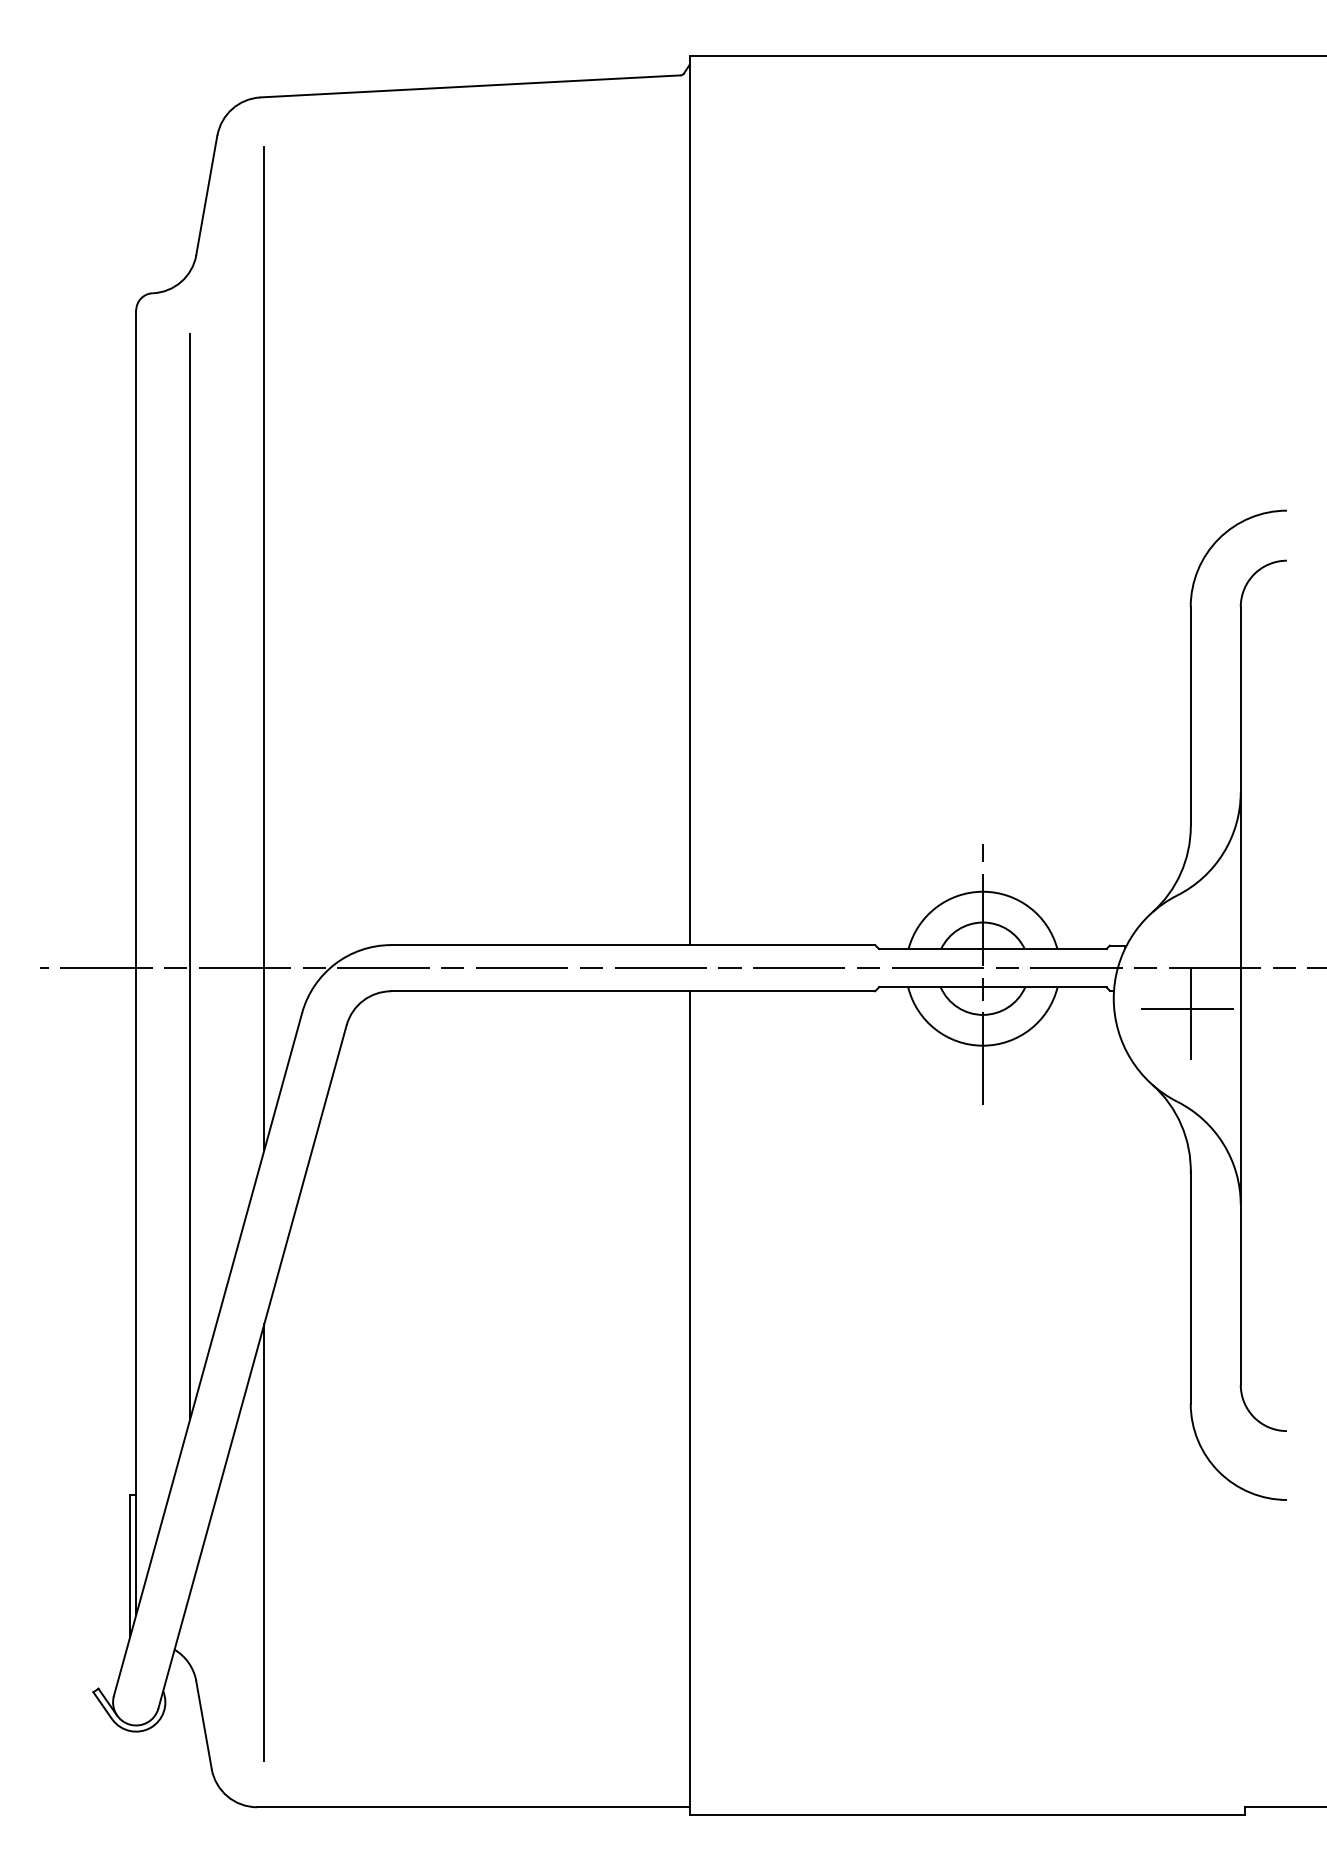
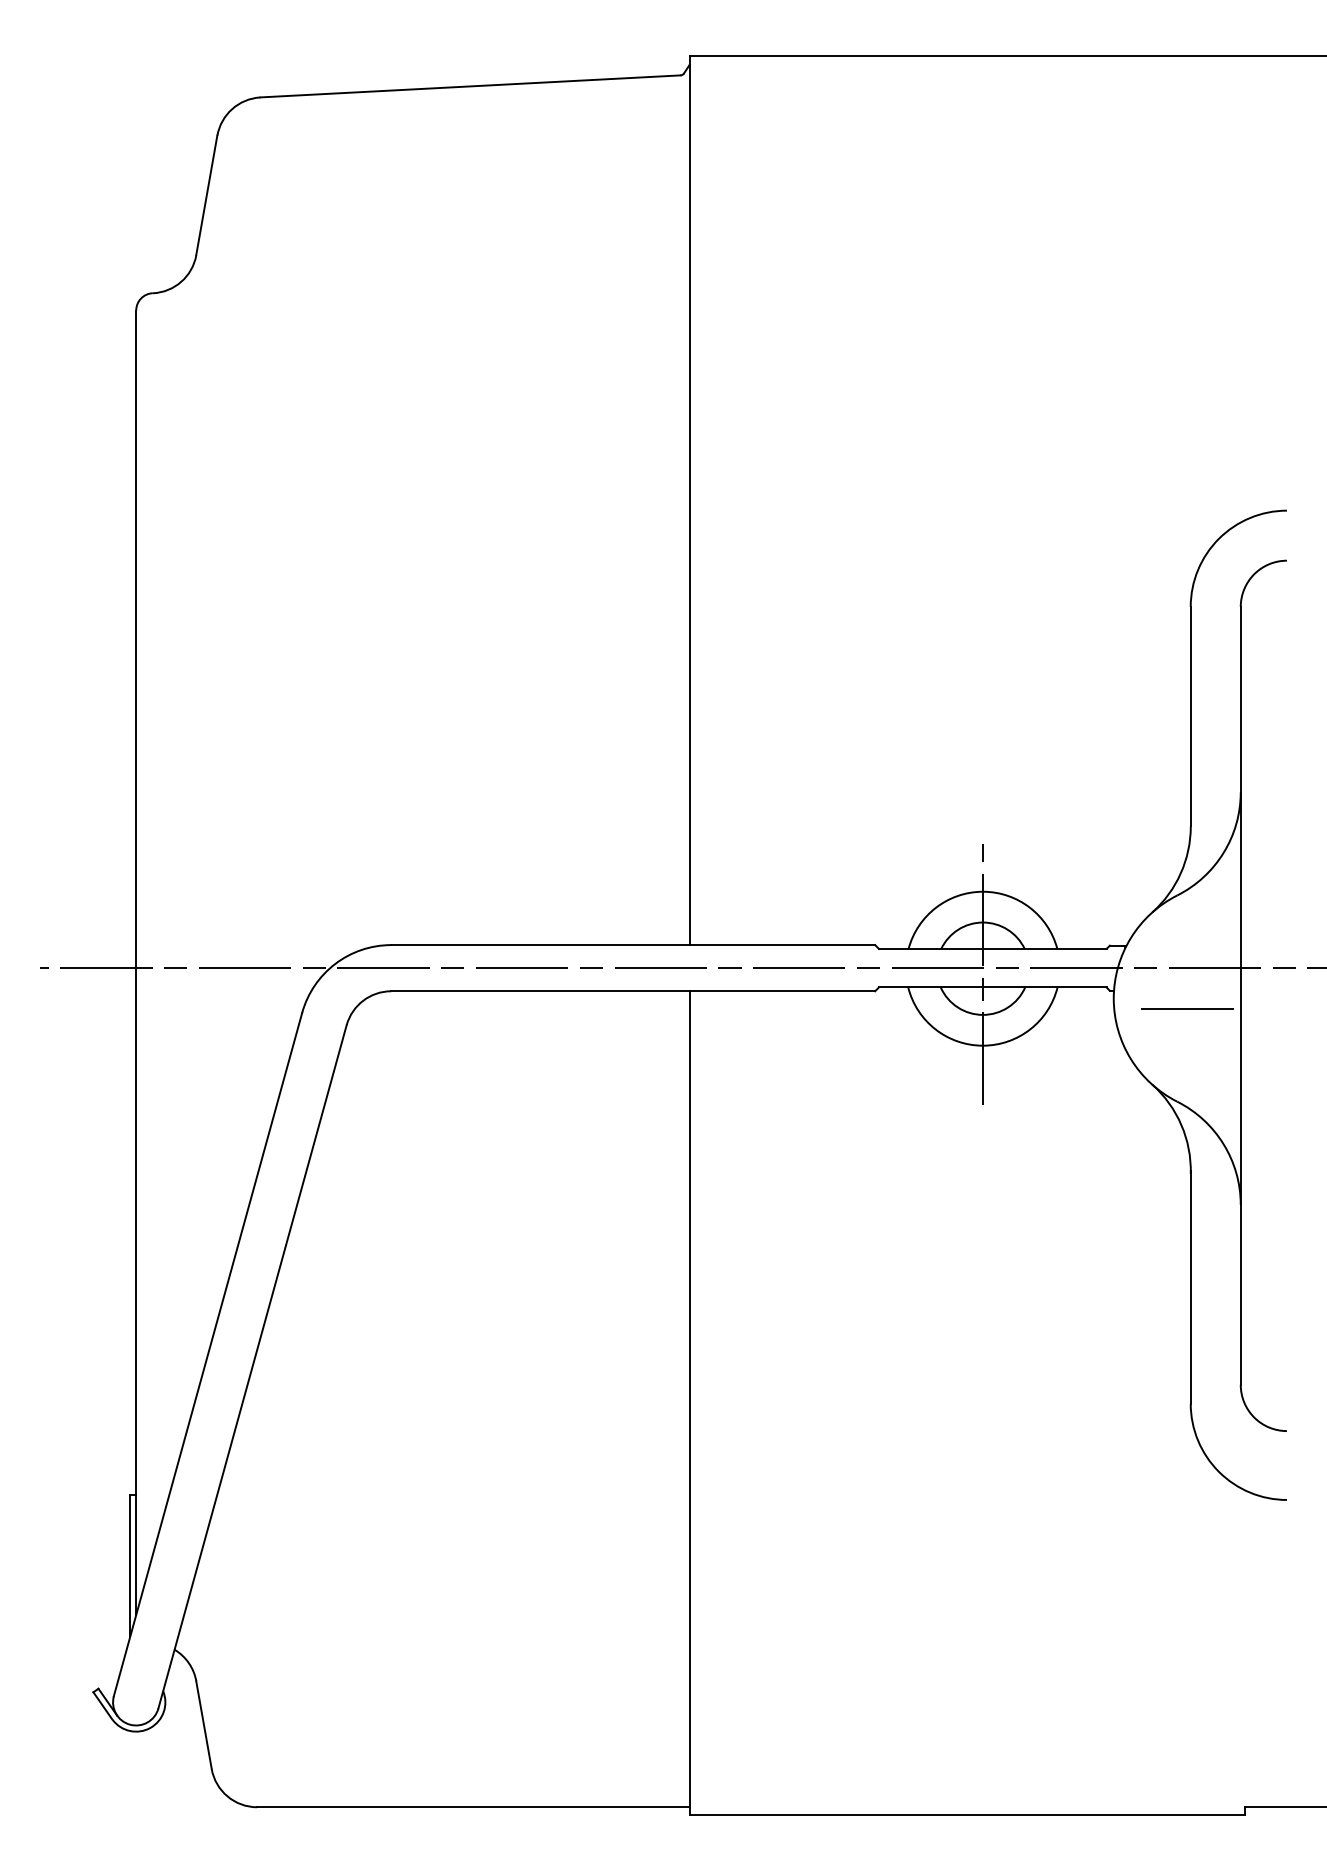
line: present -> none (264, 647)
line: present -> none (190, 876)
line: present -> none (1190, 1008)
line: present -> none (264, 1541)
